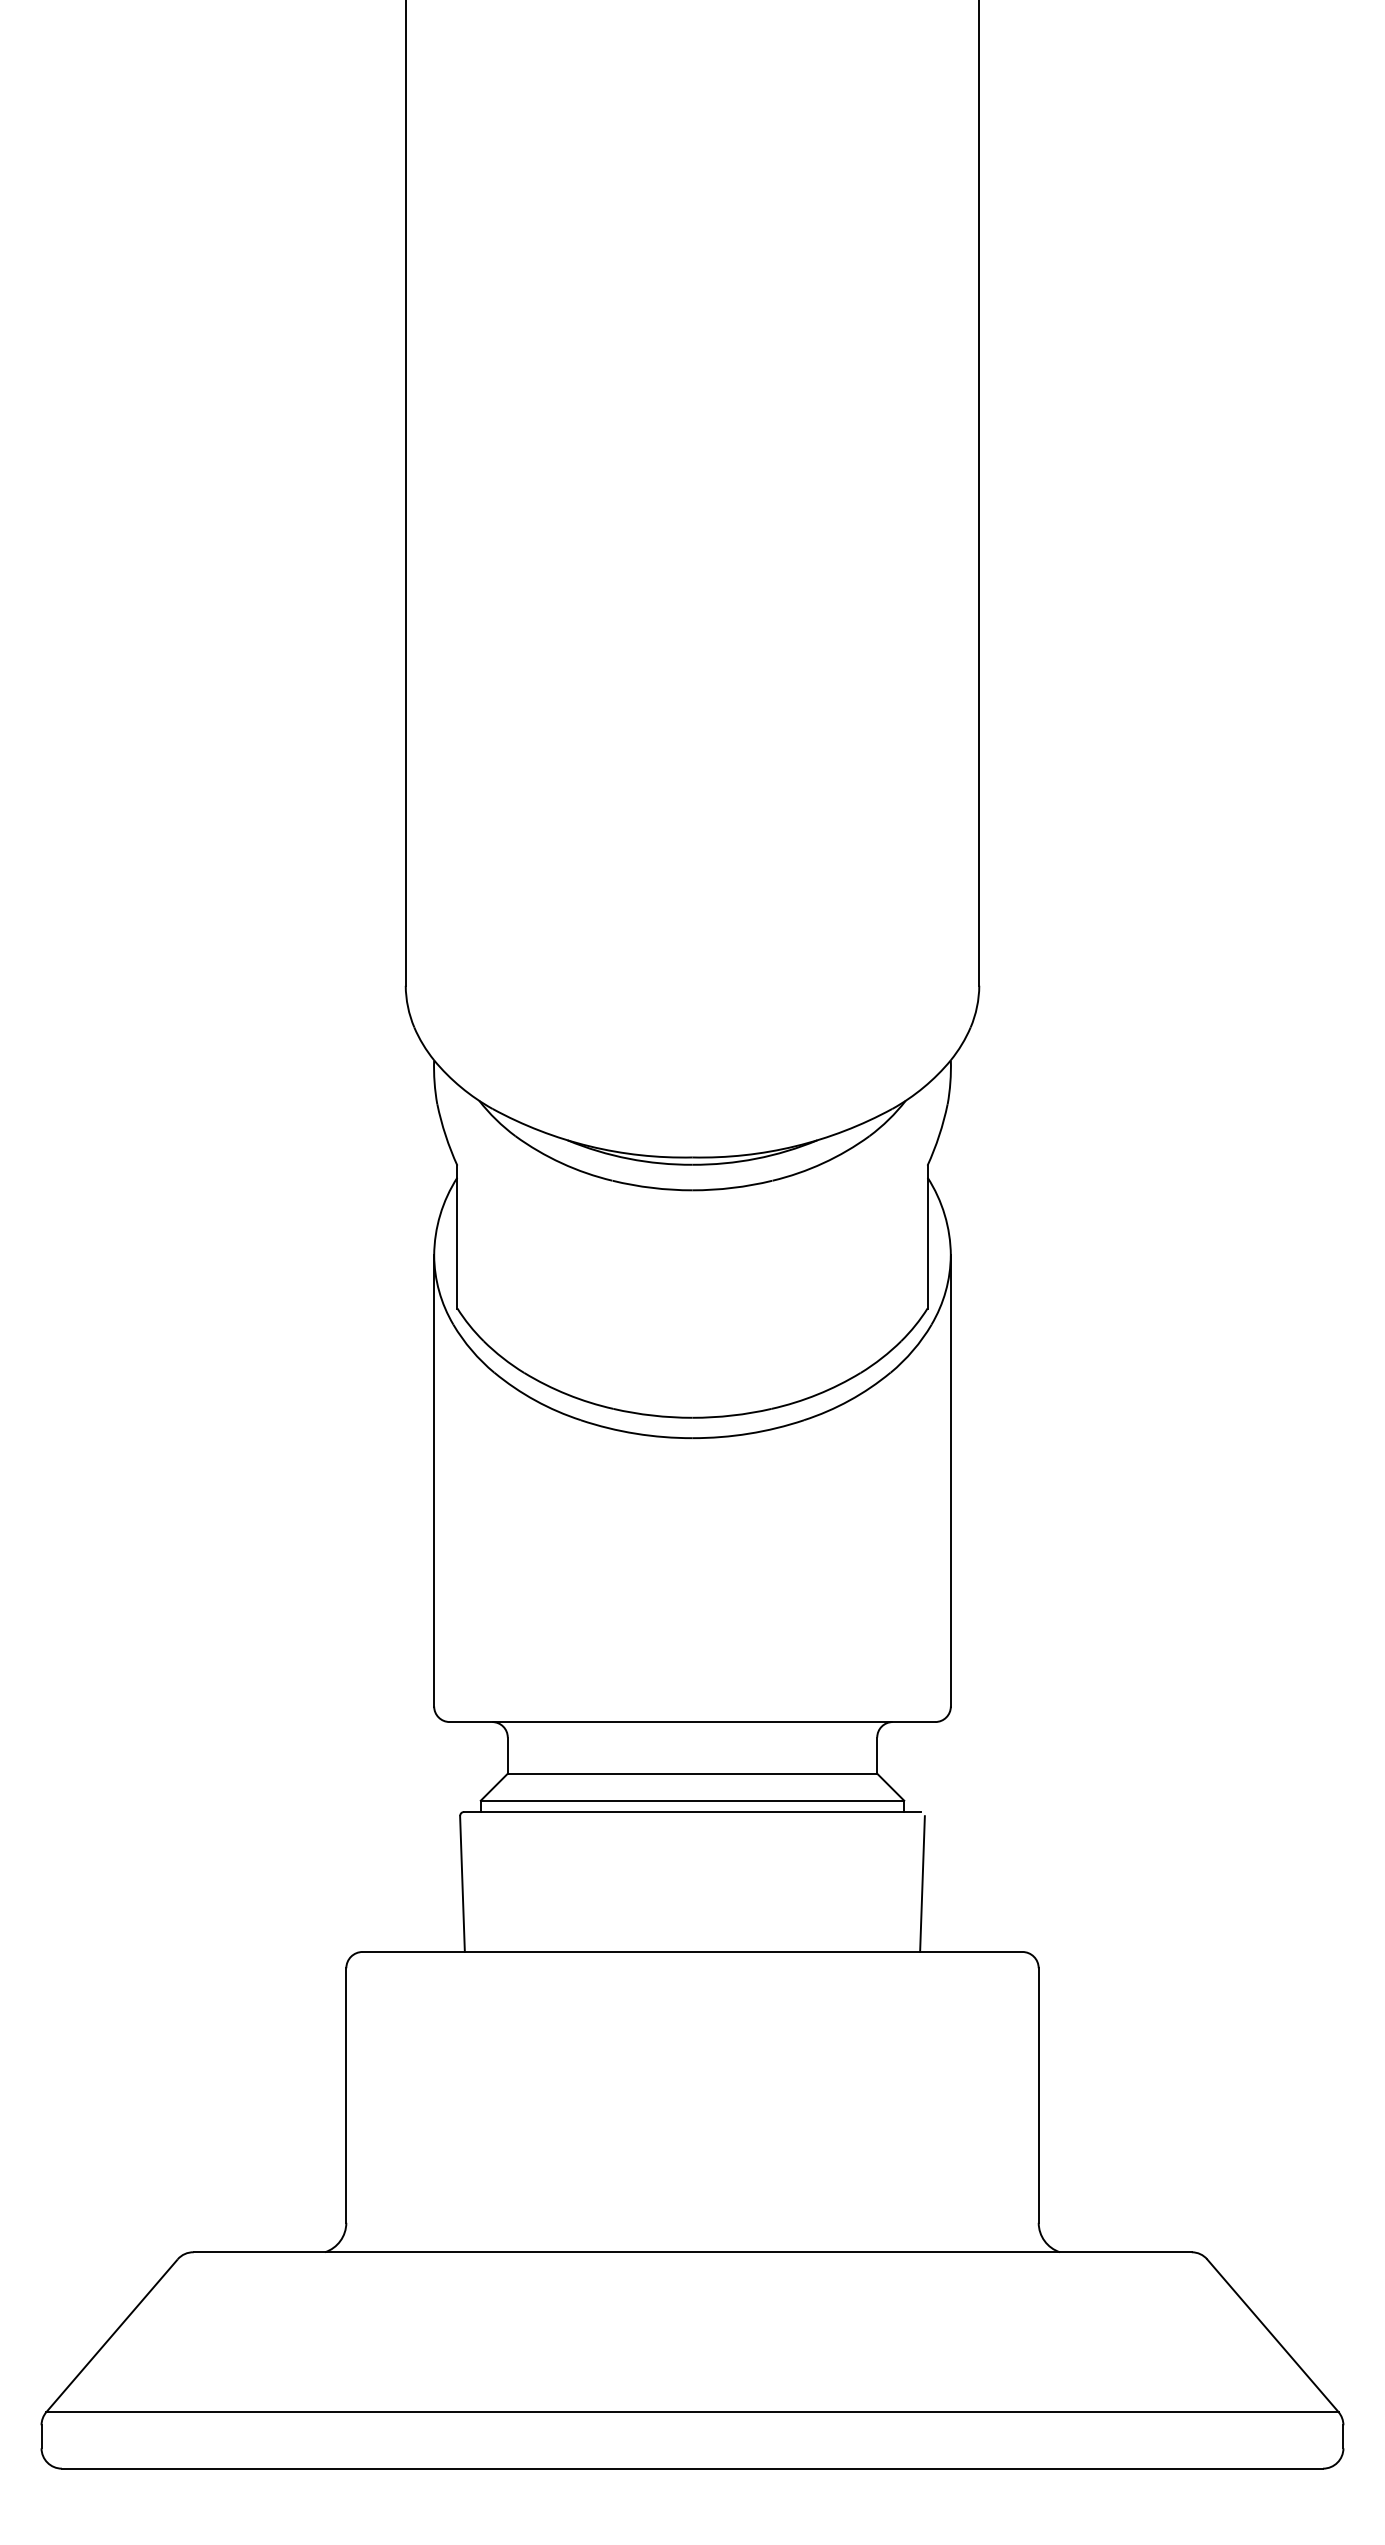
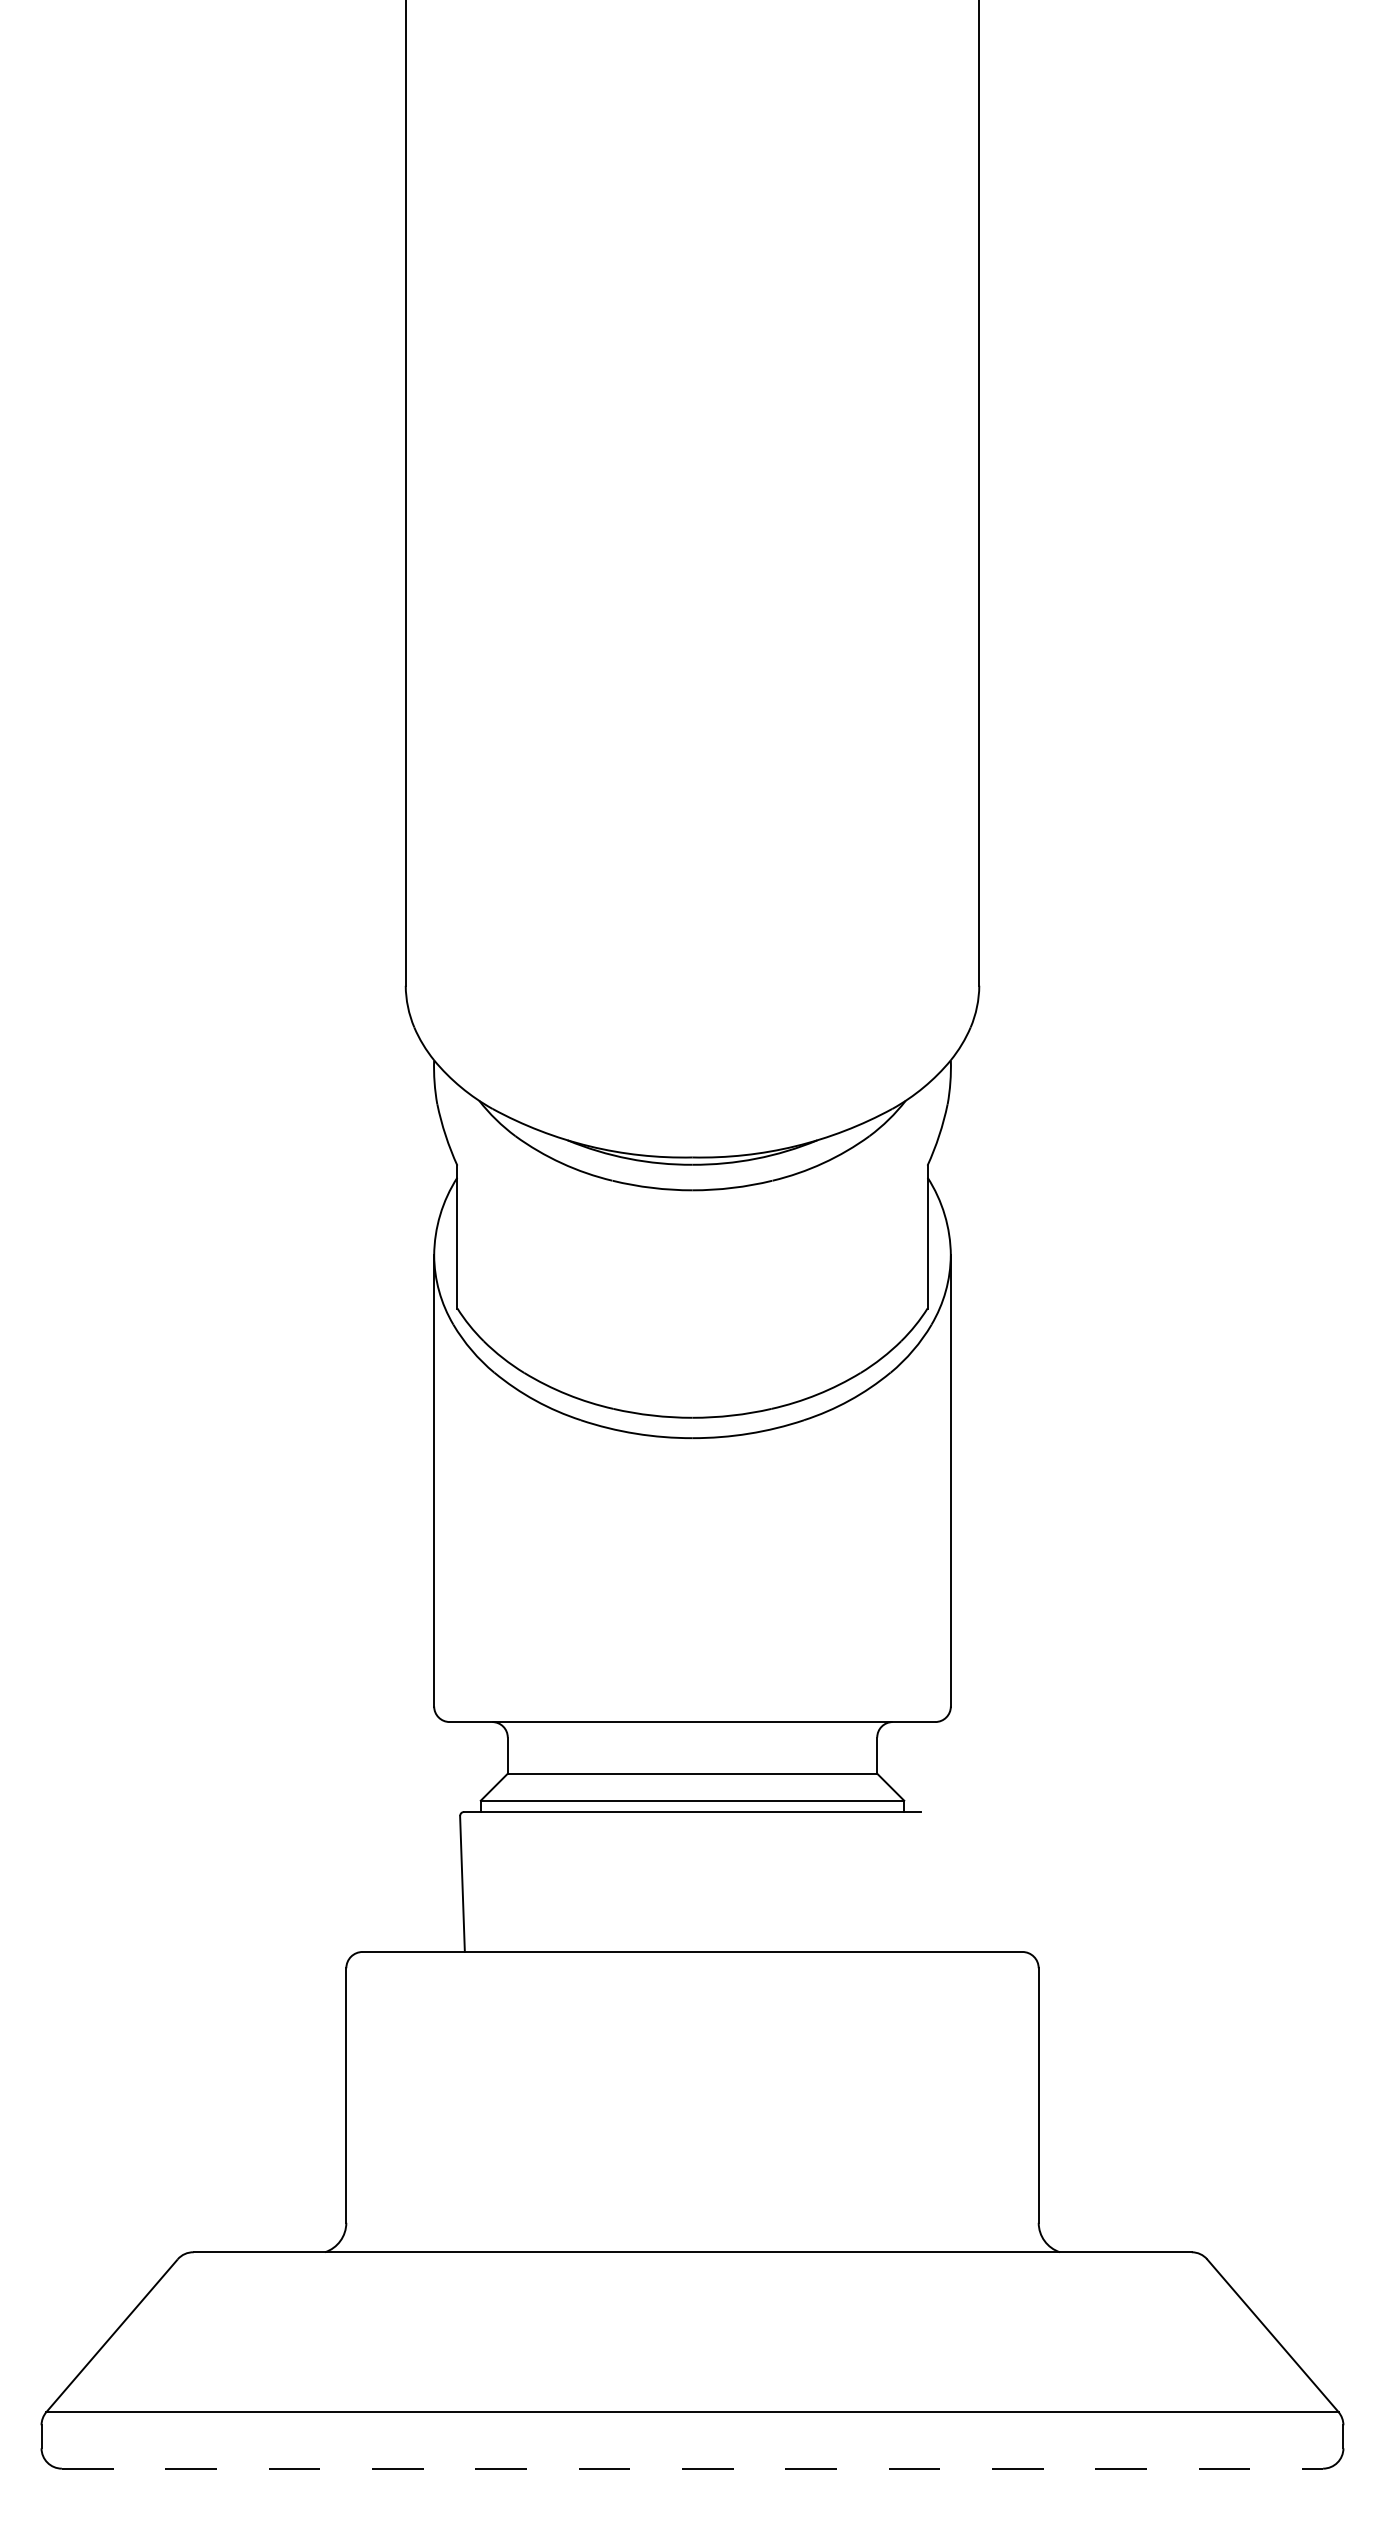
line: present -> none (922, 1883)
line: solid -> dashed (692, 2468)
